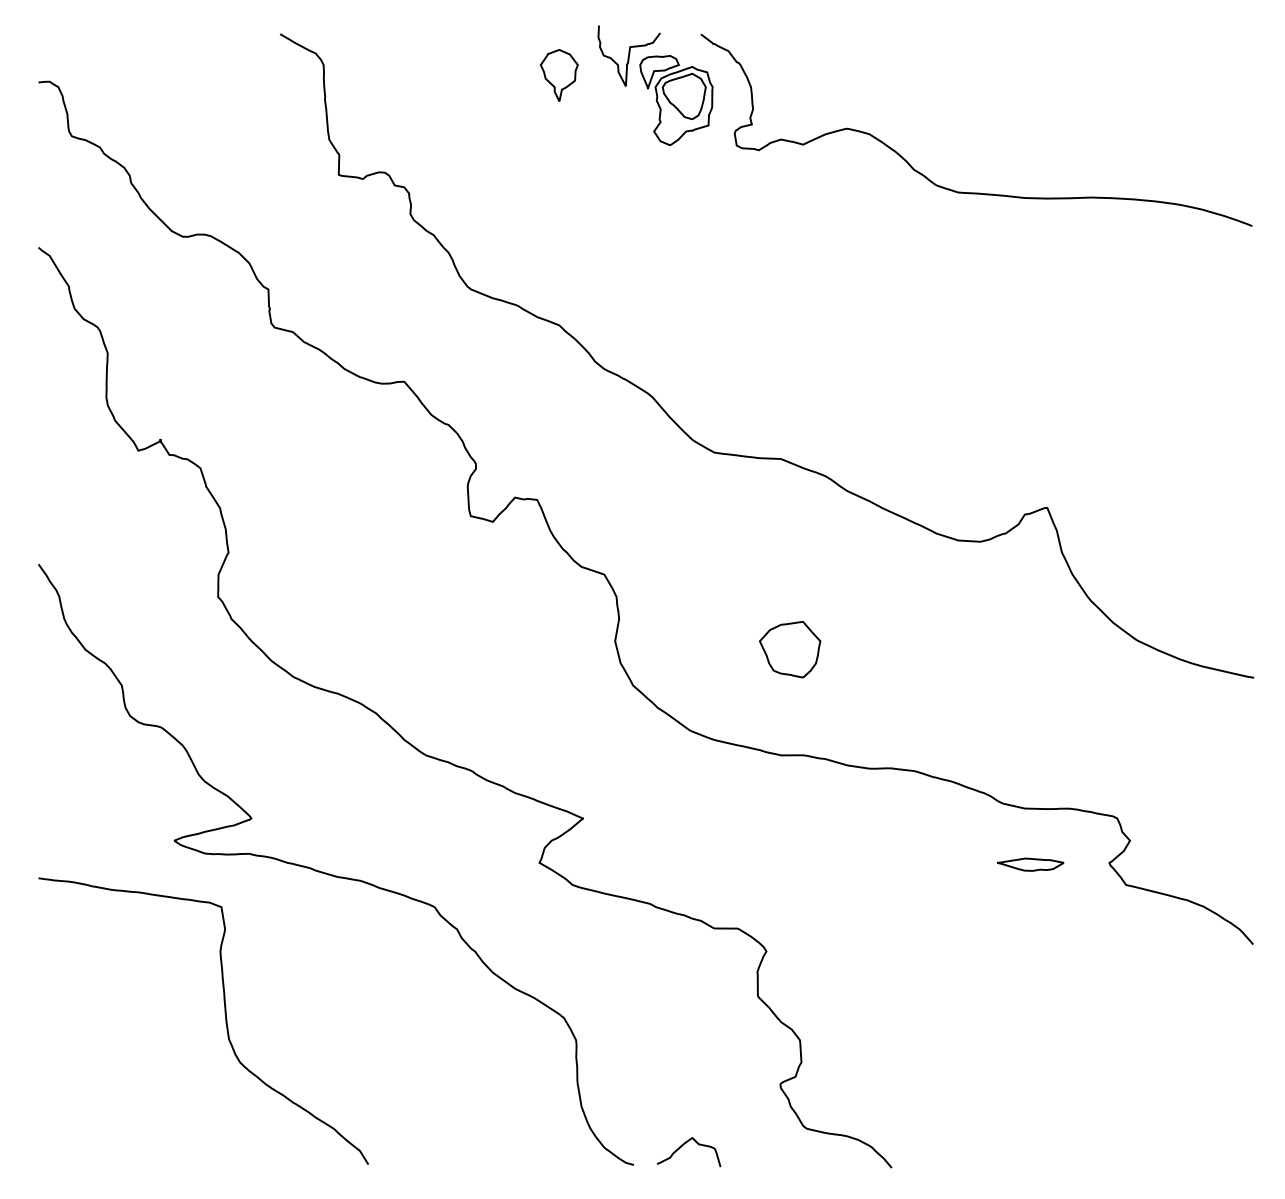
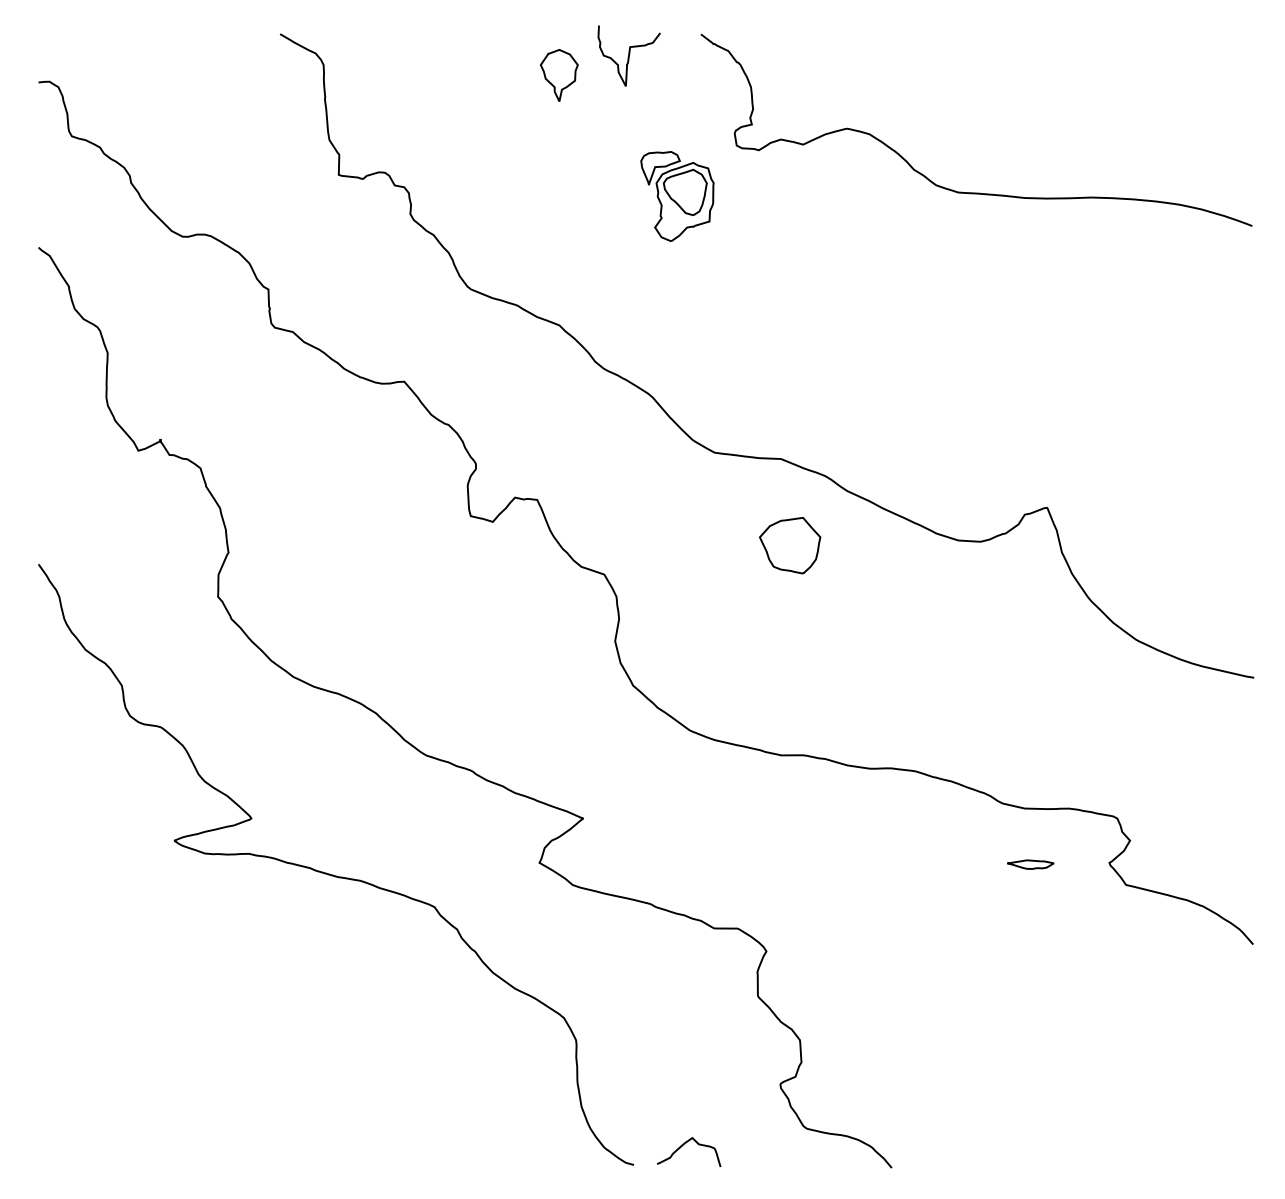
part position: (676, 100) -> (677, 196) (677, 196)
part position: (790, 649) -> (790, 545) (790, 545)
part size: 68x15 px -> 48x11 px (1030, 864)
curve: present -> none (225, 1020)
